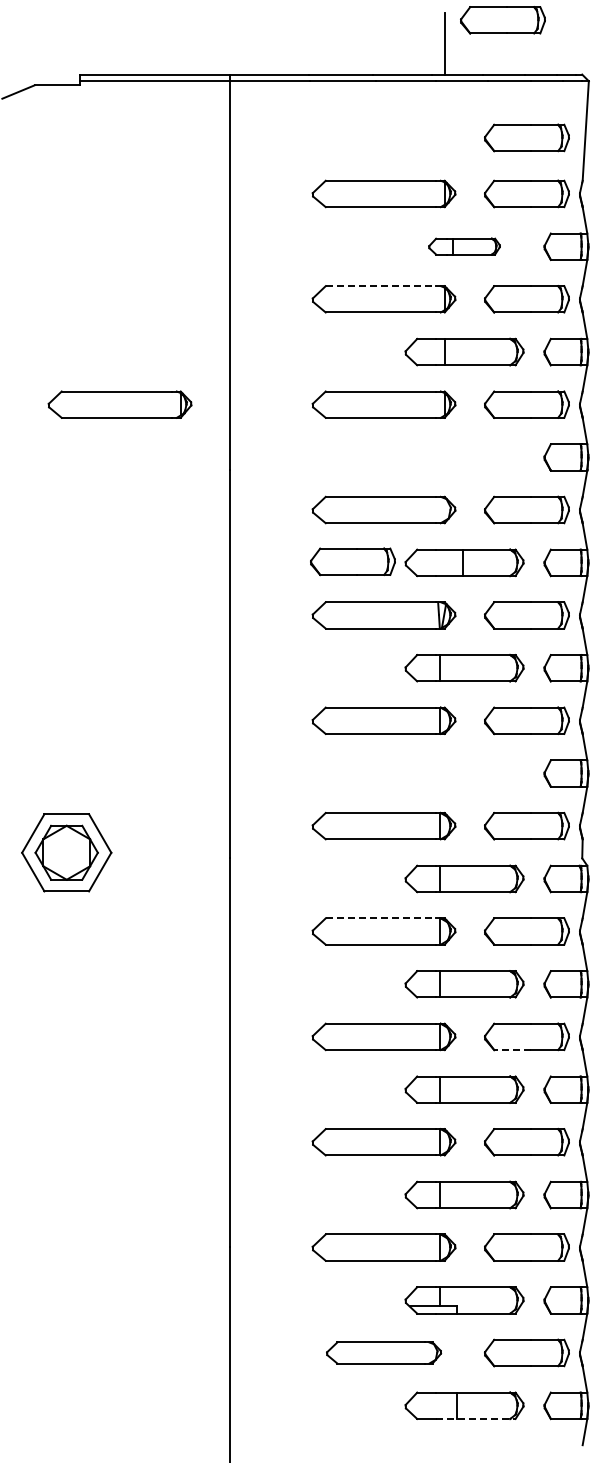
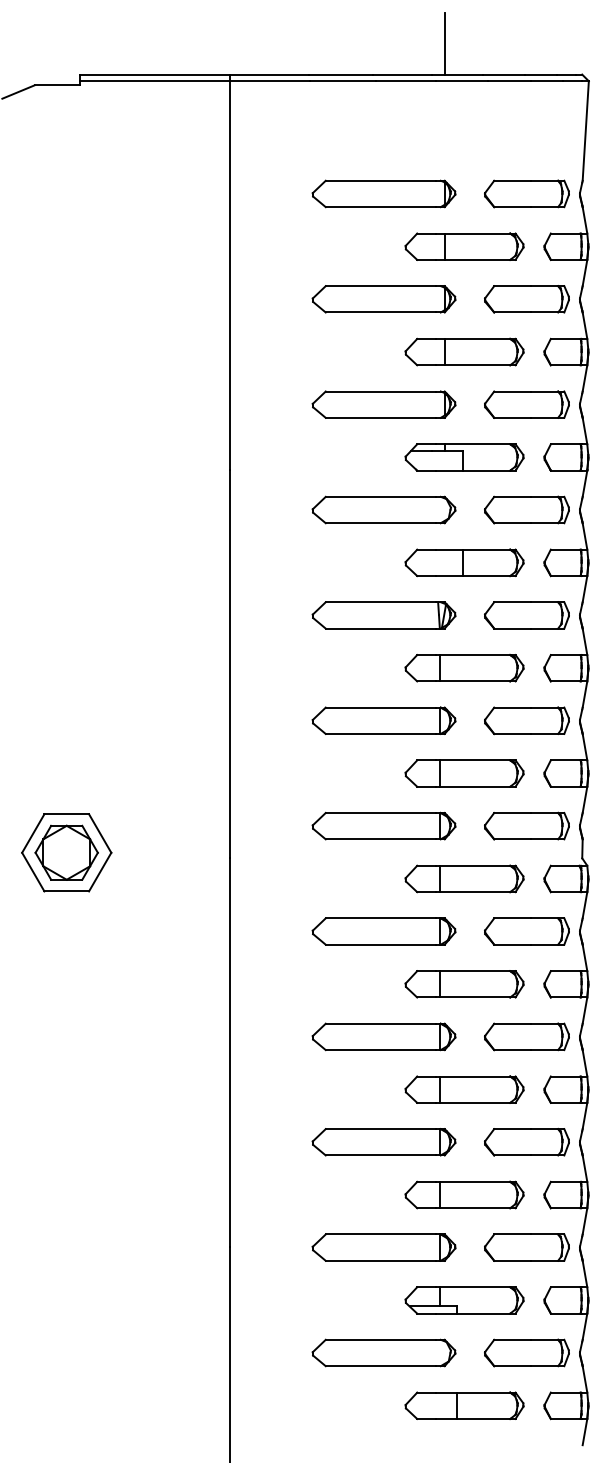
part: present -> none (502, 20)
part: present -> none (526, 137)
part size: 73x19 px -> 121x29 px (464, 246)
line: dashed -> solid (380, 286)
part: present -> none (119, 404)
part: none -> present (464, 457)
part: present -> none (352, 561)
part: none -> present (464, 773)
line: dashed -> solid (380, 918)
line: dashed -> solid (512, 1050)
part size: 117x24 px -> 146x30 px (383, 1352)
line: dashed -> solid (475, 1418)
